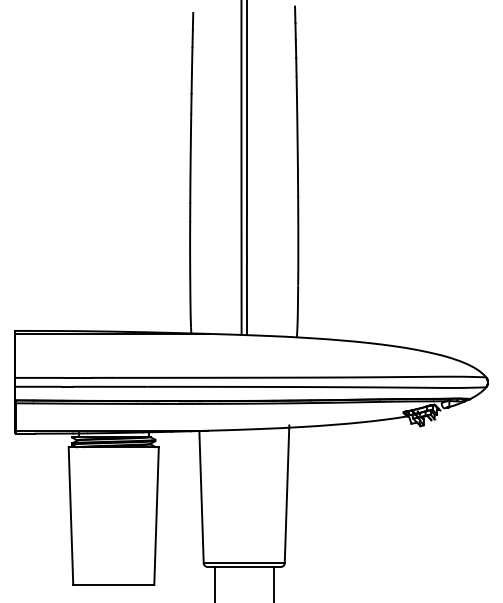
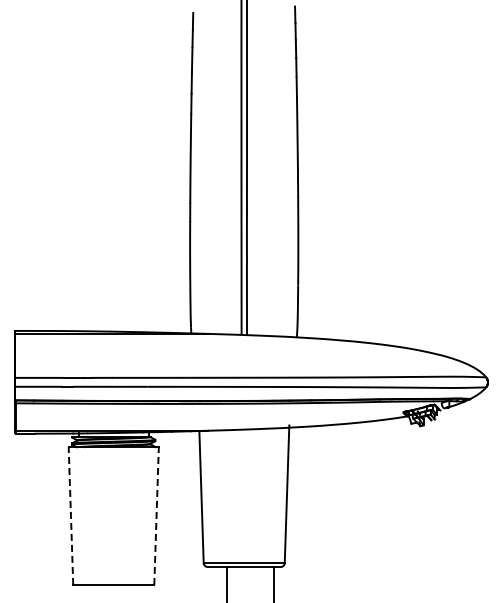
line: solid -> dashed (70, 516)
line: solid -> dashed (156, 516)
line position: (215, 582) -> (227, 582) (227, 582)
